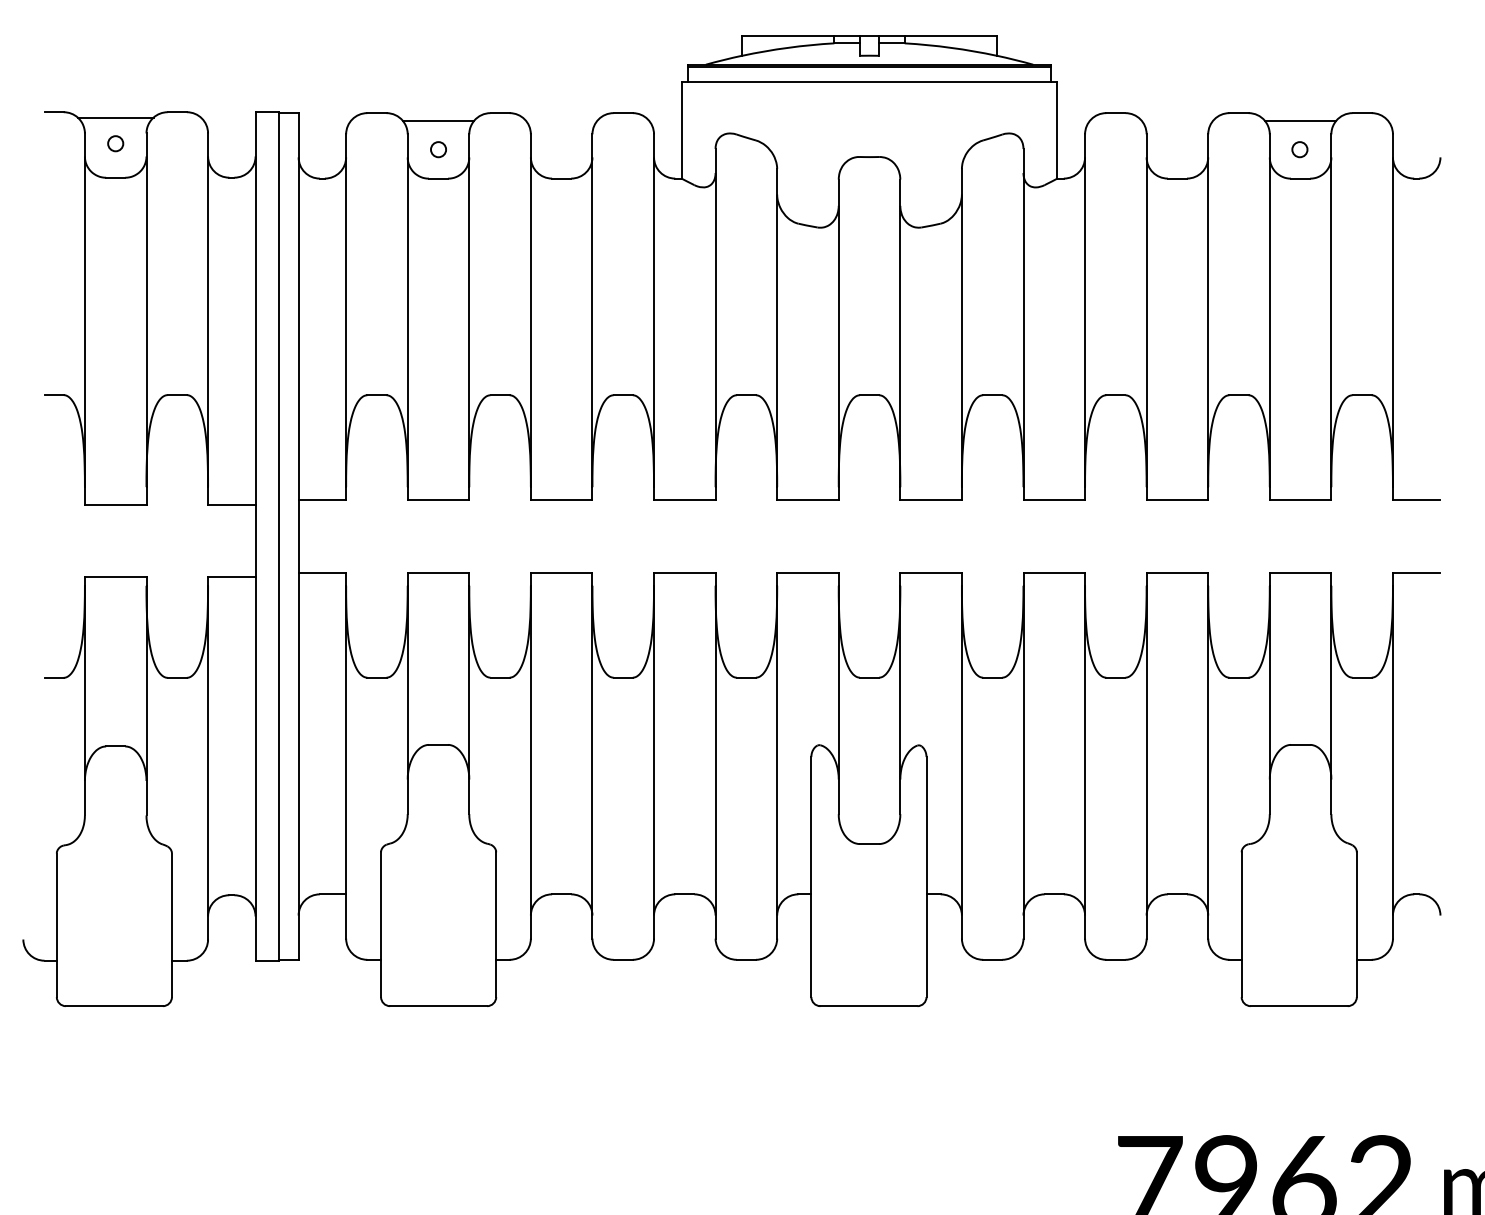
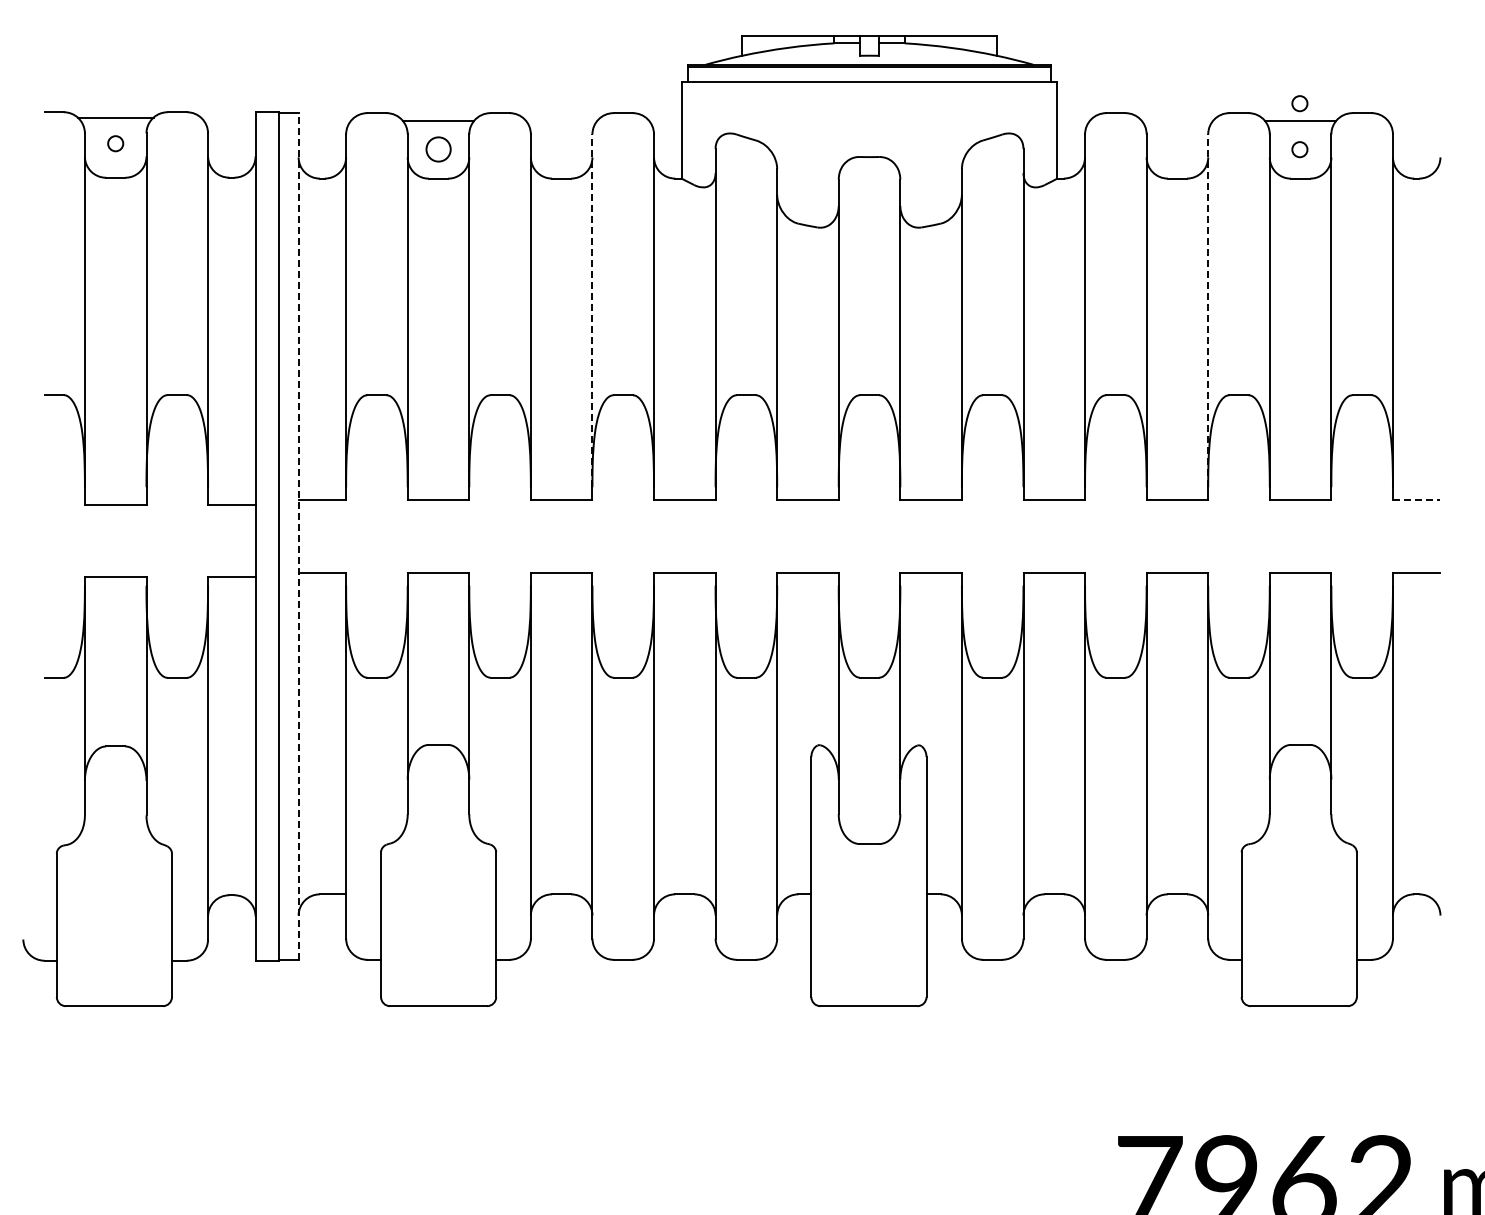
circle: none -> present (1299, 103)
circle size: 17x18 px -> 27x27 px (438, 149)
line: solid -> dashed (592, 310)
line: solid -> dashed (1208, 310)
line: solid -> dashed (1416, 500)
line: solid -> dashed (298, 535)
